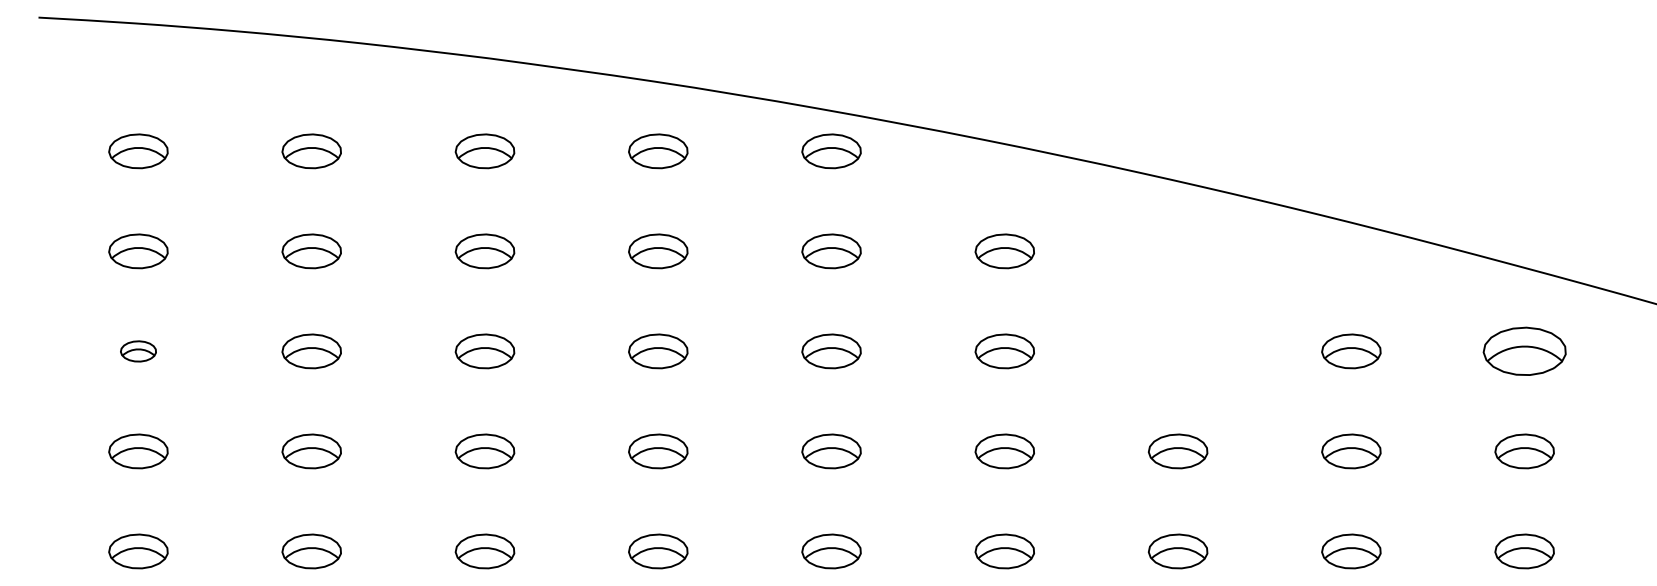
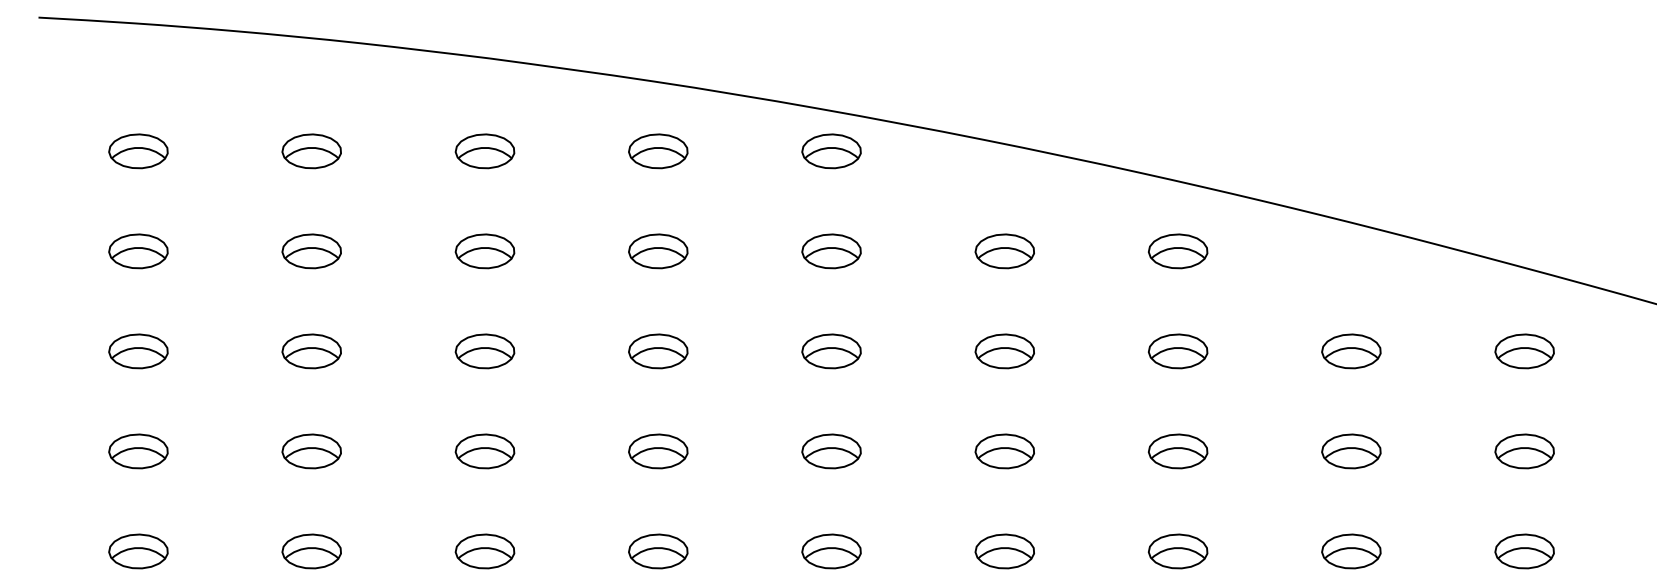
part: none -> present (1178, 251)
part size: 85x50 px -> 61x37 px (1524, 351)
part size: 37x23 px -> 61x37 px (138, 351)
part: none -> present (1178, 351)
